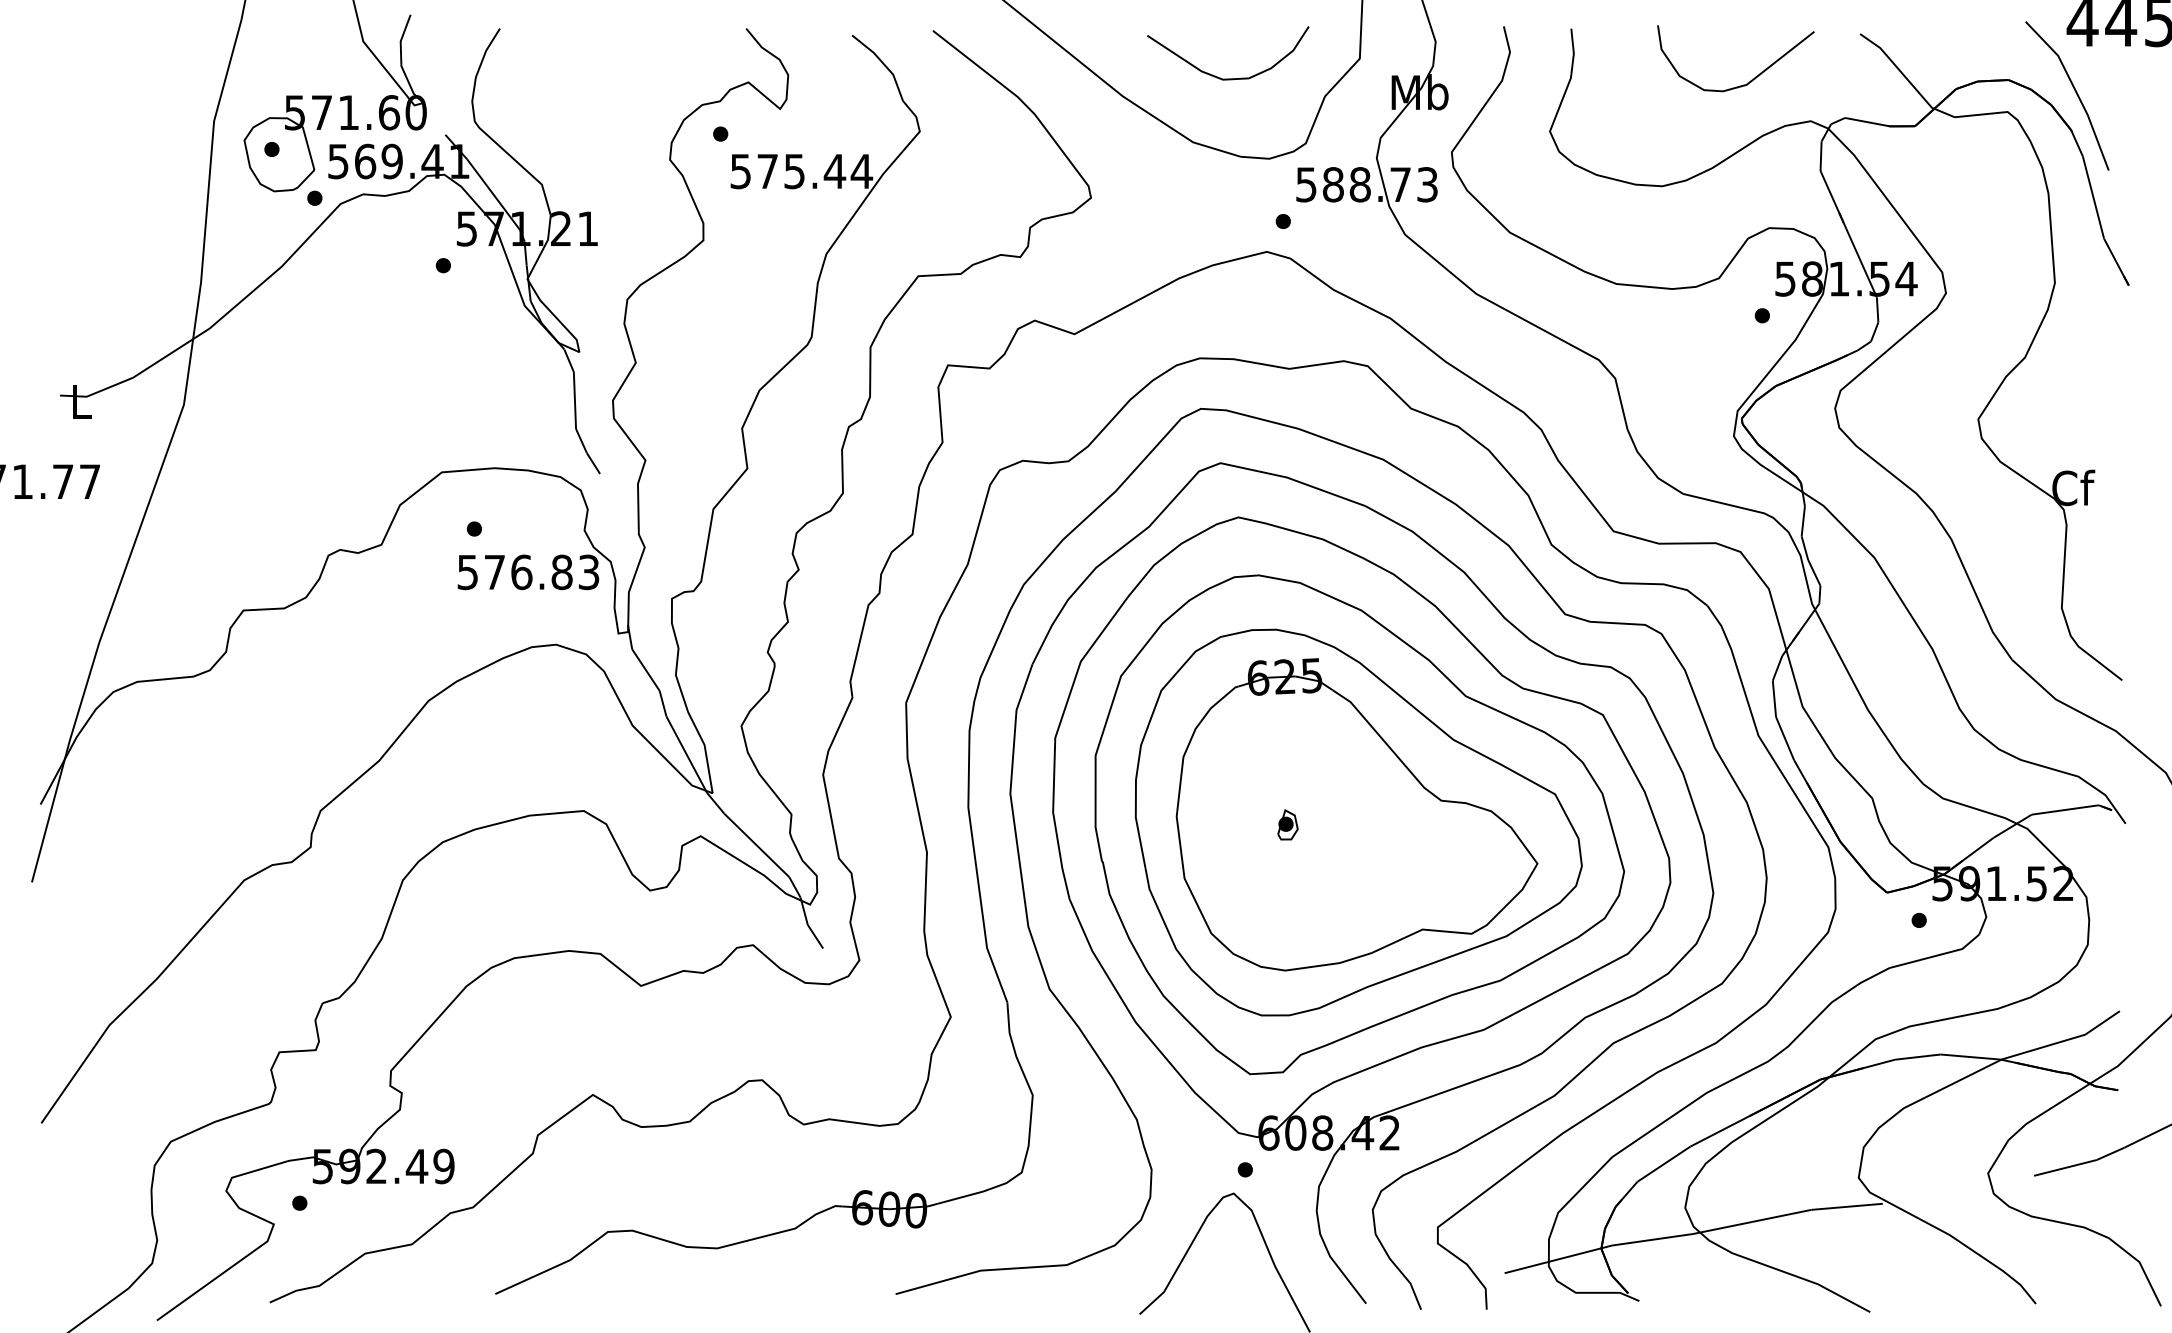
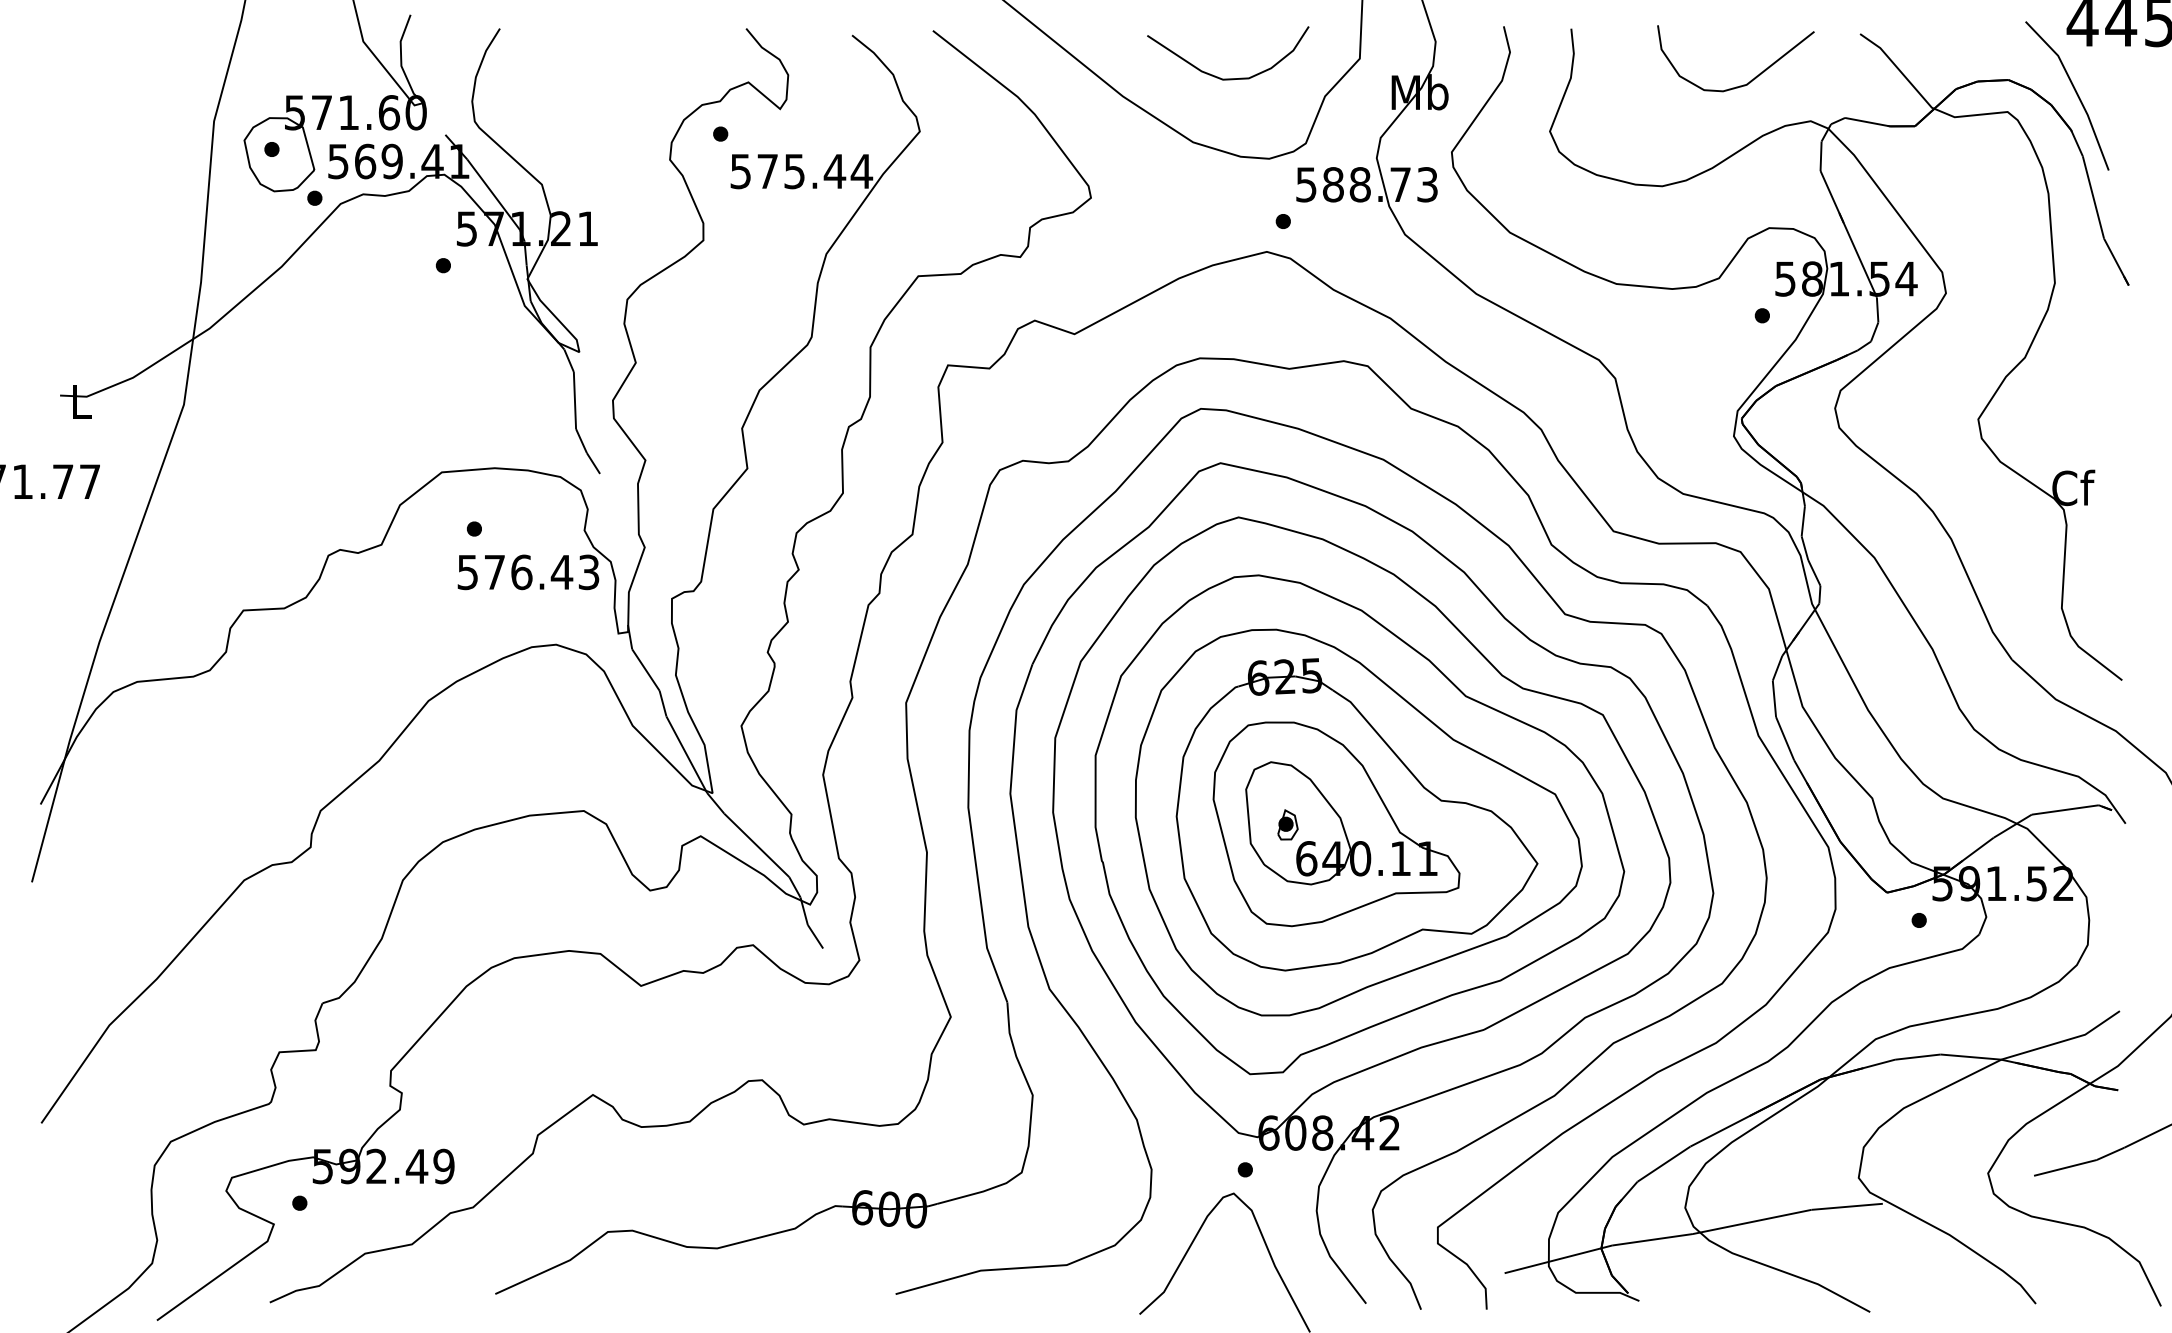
text: 576.83 -> 576.43 (561, 572)
part: none -> present (1336, 824)
